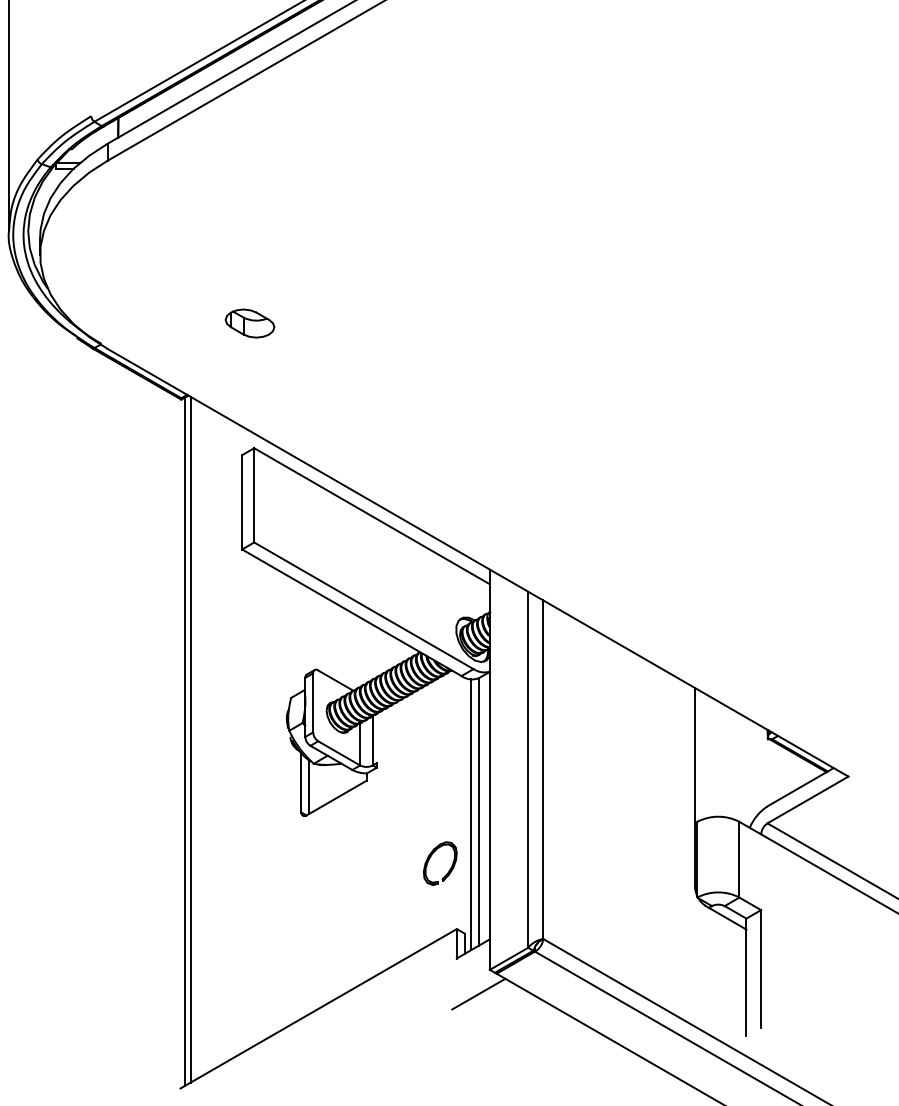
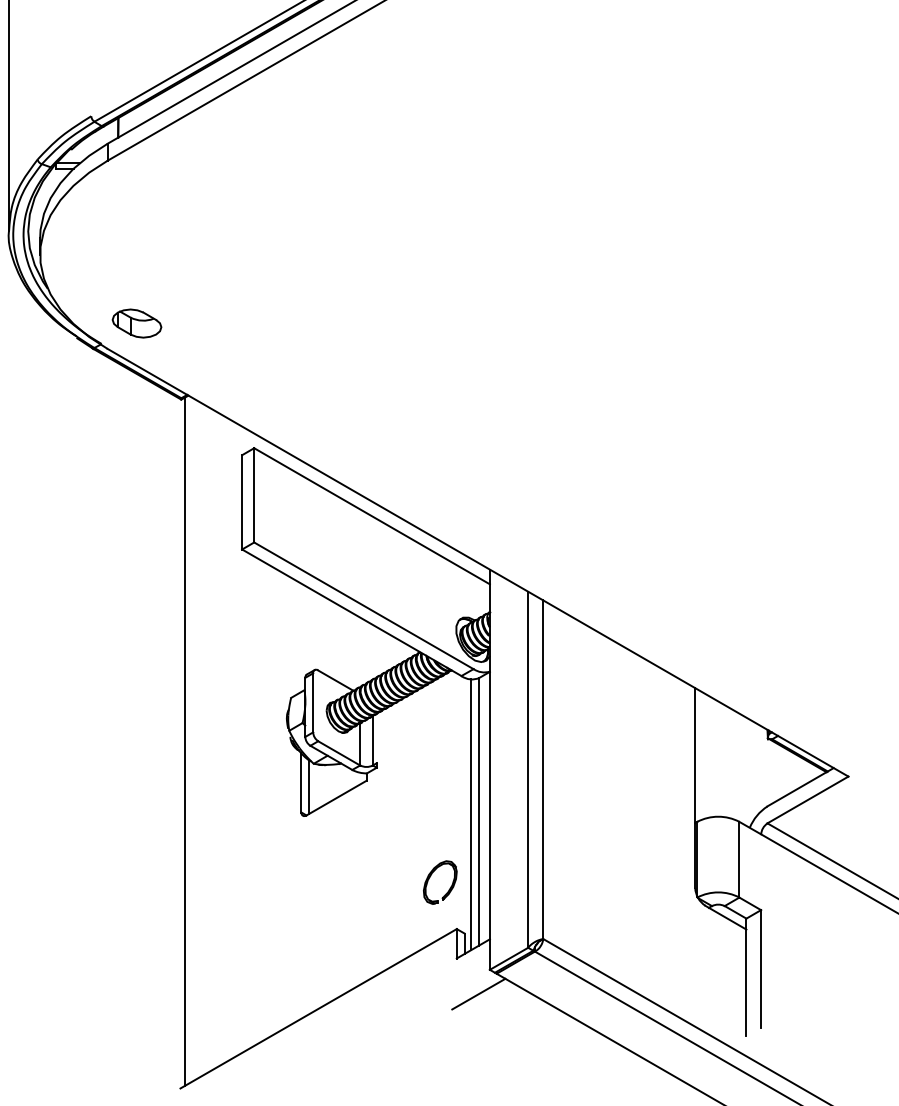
part position: (249, 323) -> (136, 323) (136, 323)
line: present -> none (190, 739)
part position: (448, 870) -> (448, 889) (448, 889)
